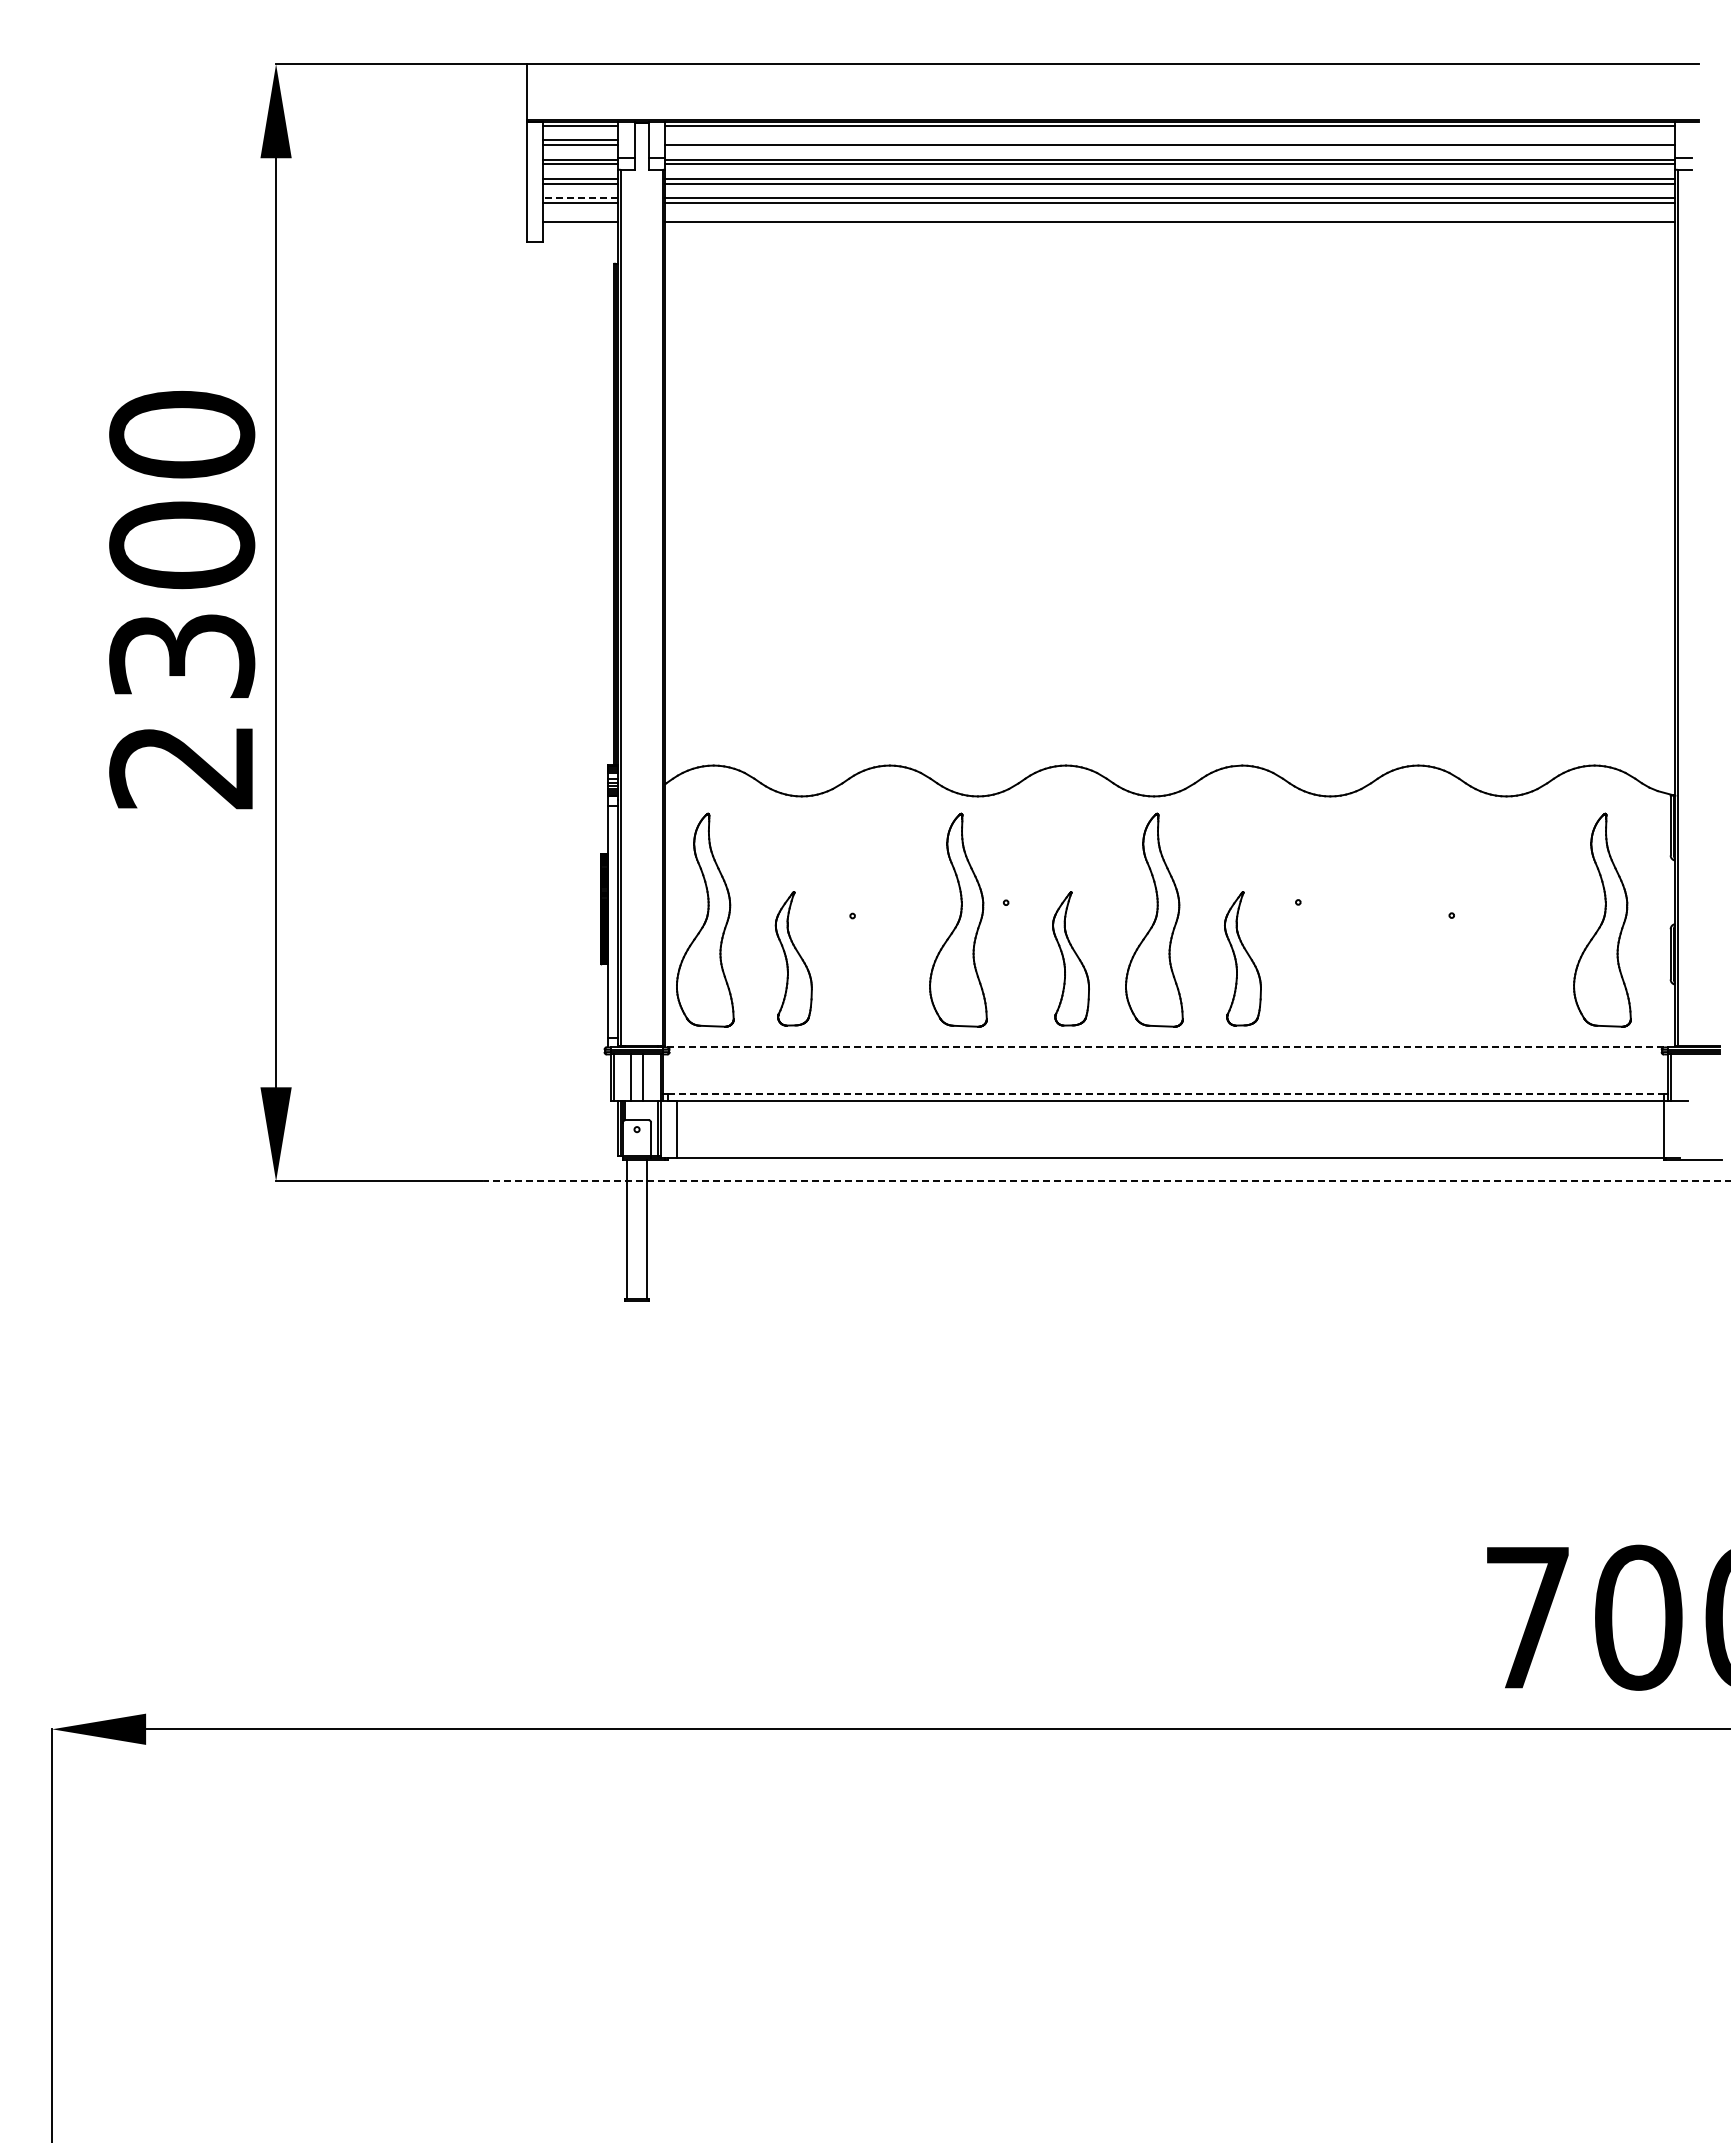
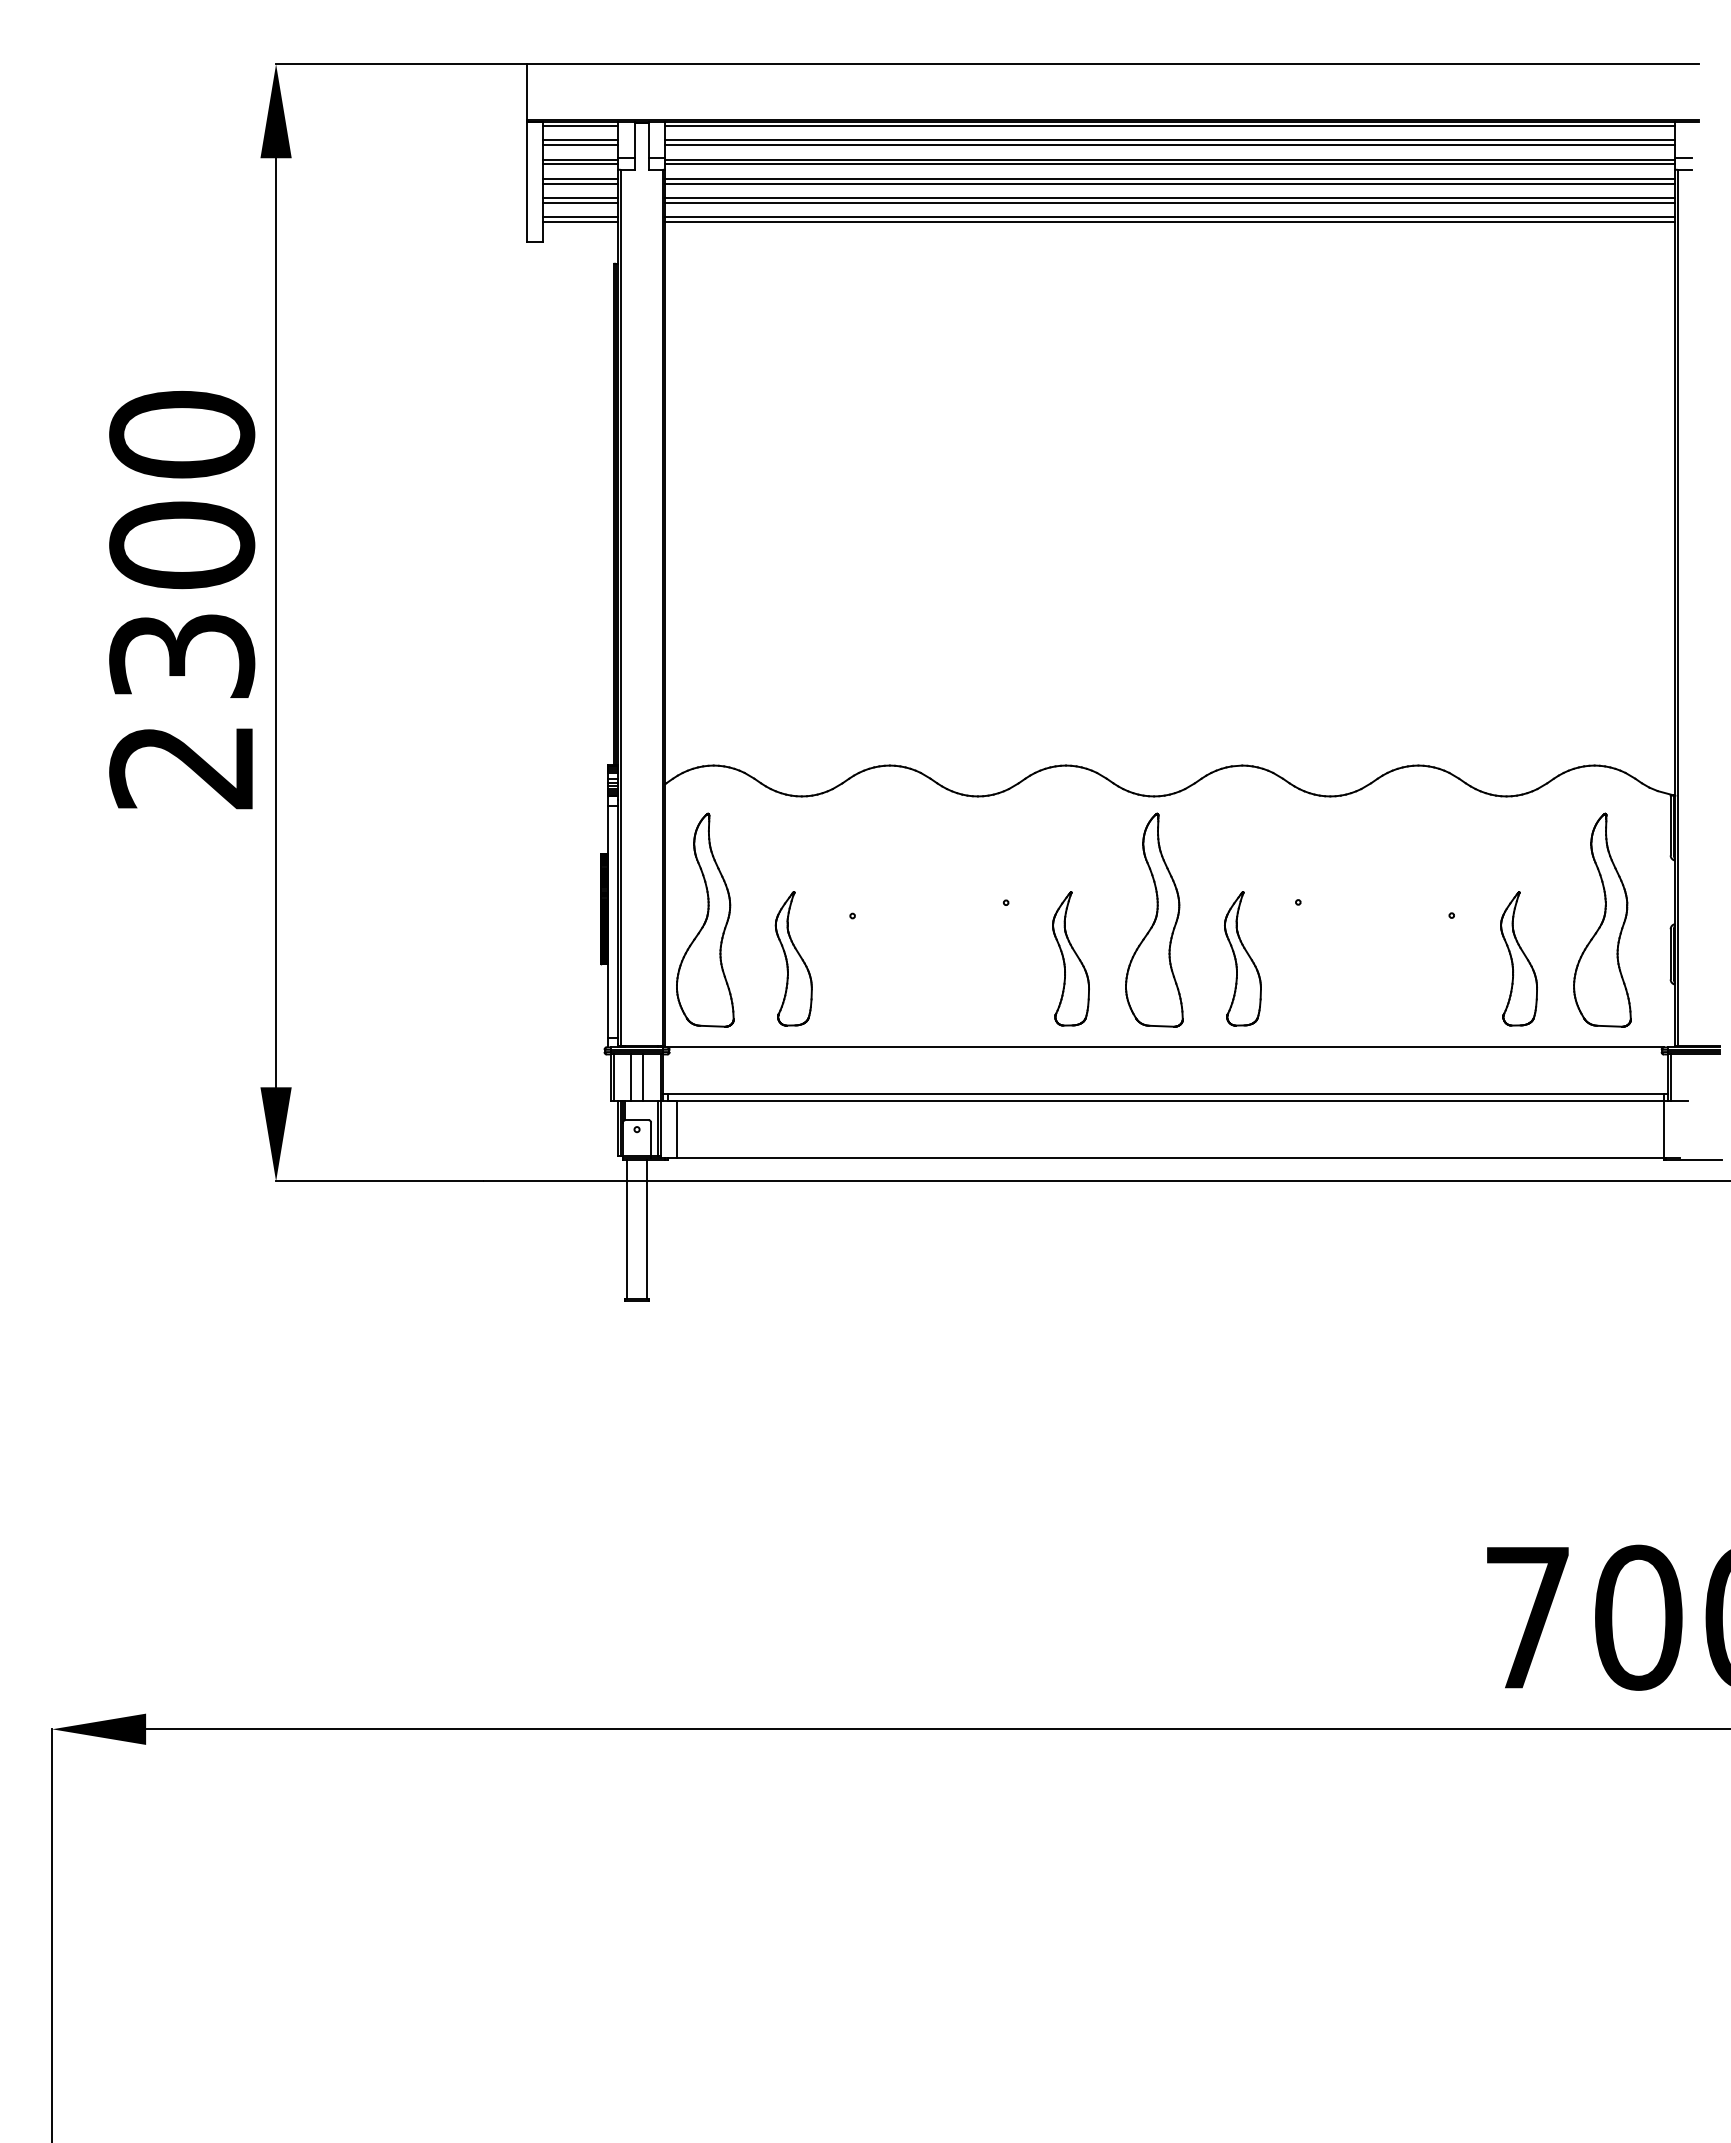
line: none -> present (1170, 140)
line: dashed -> solid (580, 197)
line: none -> present (580, 217)
line: none -> present (1170, 217)
part: present -> none (958, 919)
part: none -> present (1518, 958)
line: dashed -> solid (1166, 1047)
line: dashed -> solid (1166, 1094)
line: dashed -> solid (1106, 1181)
